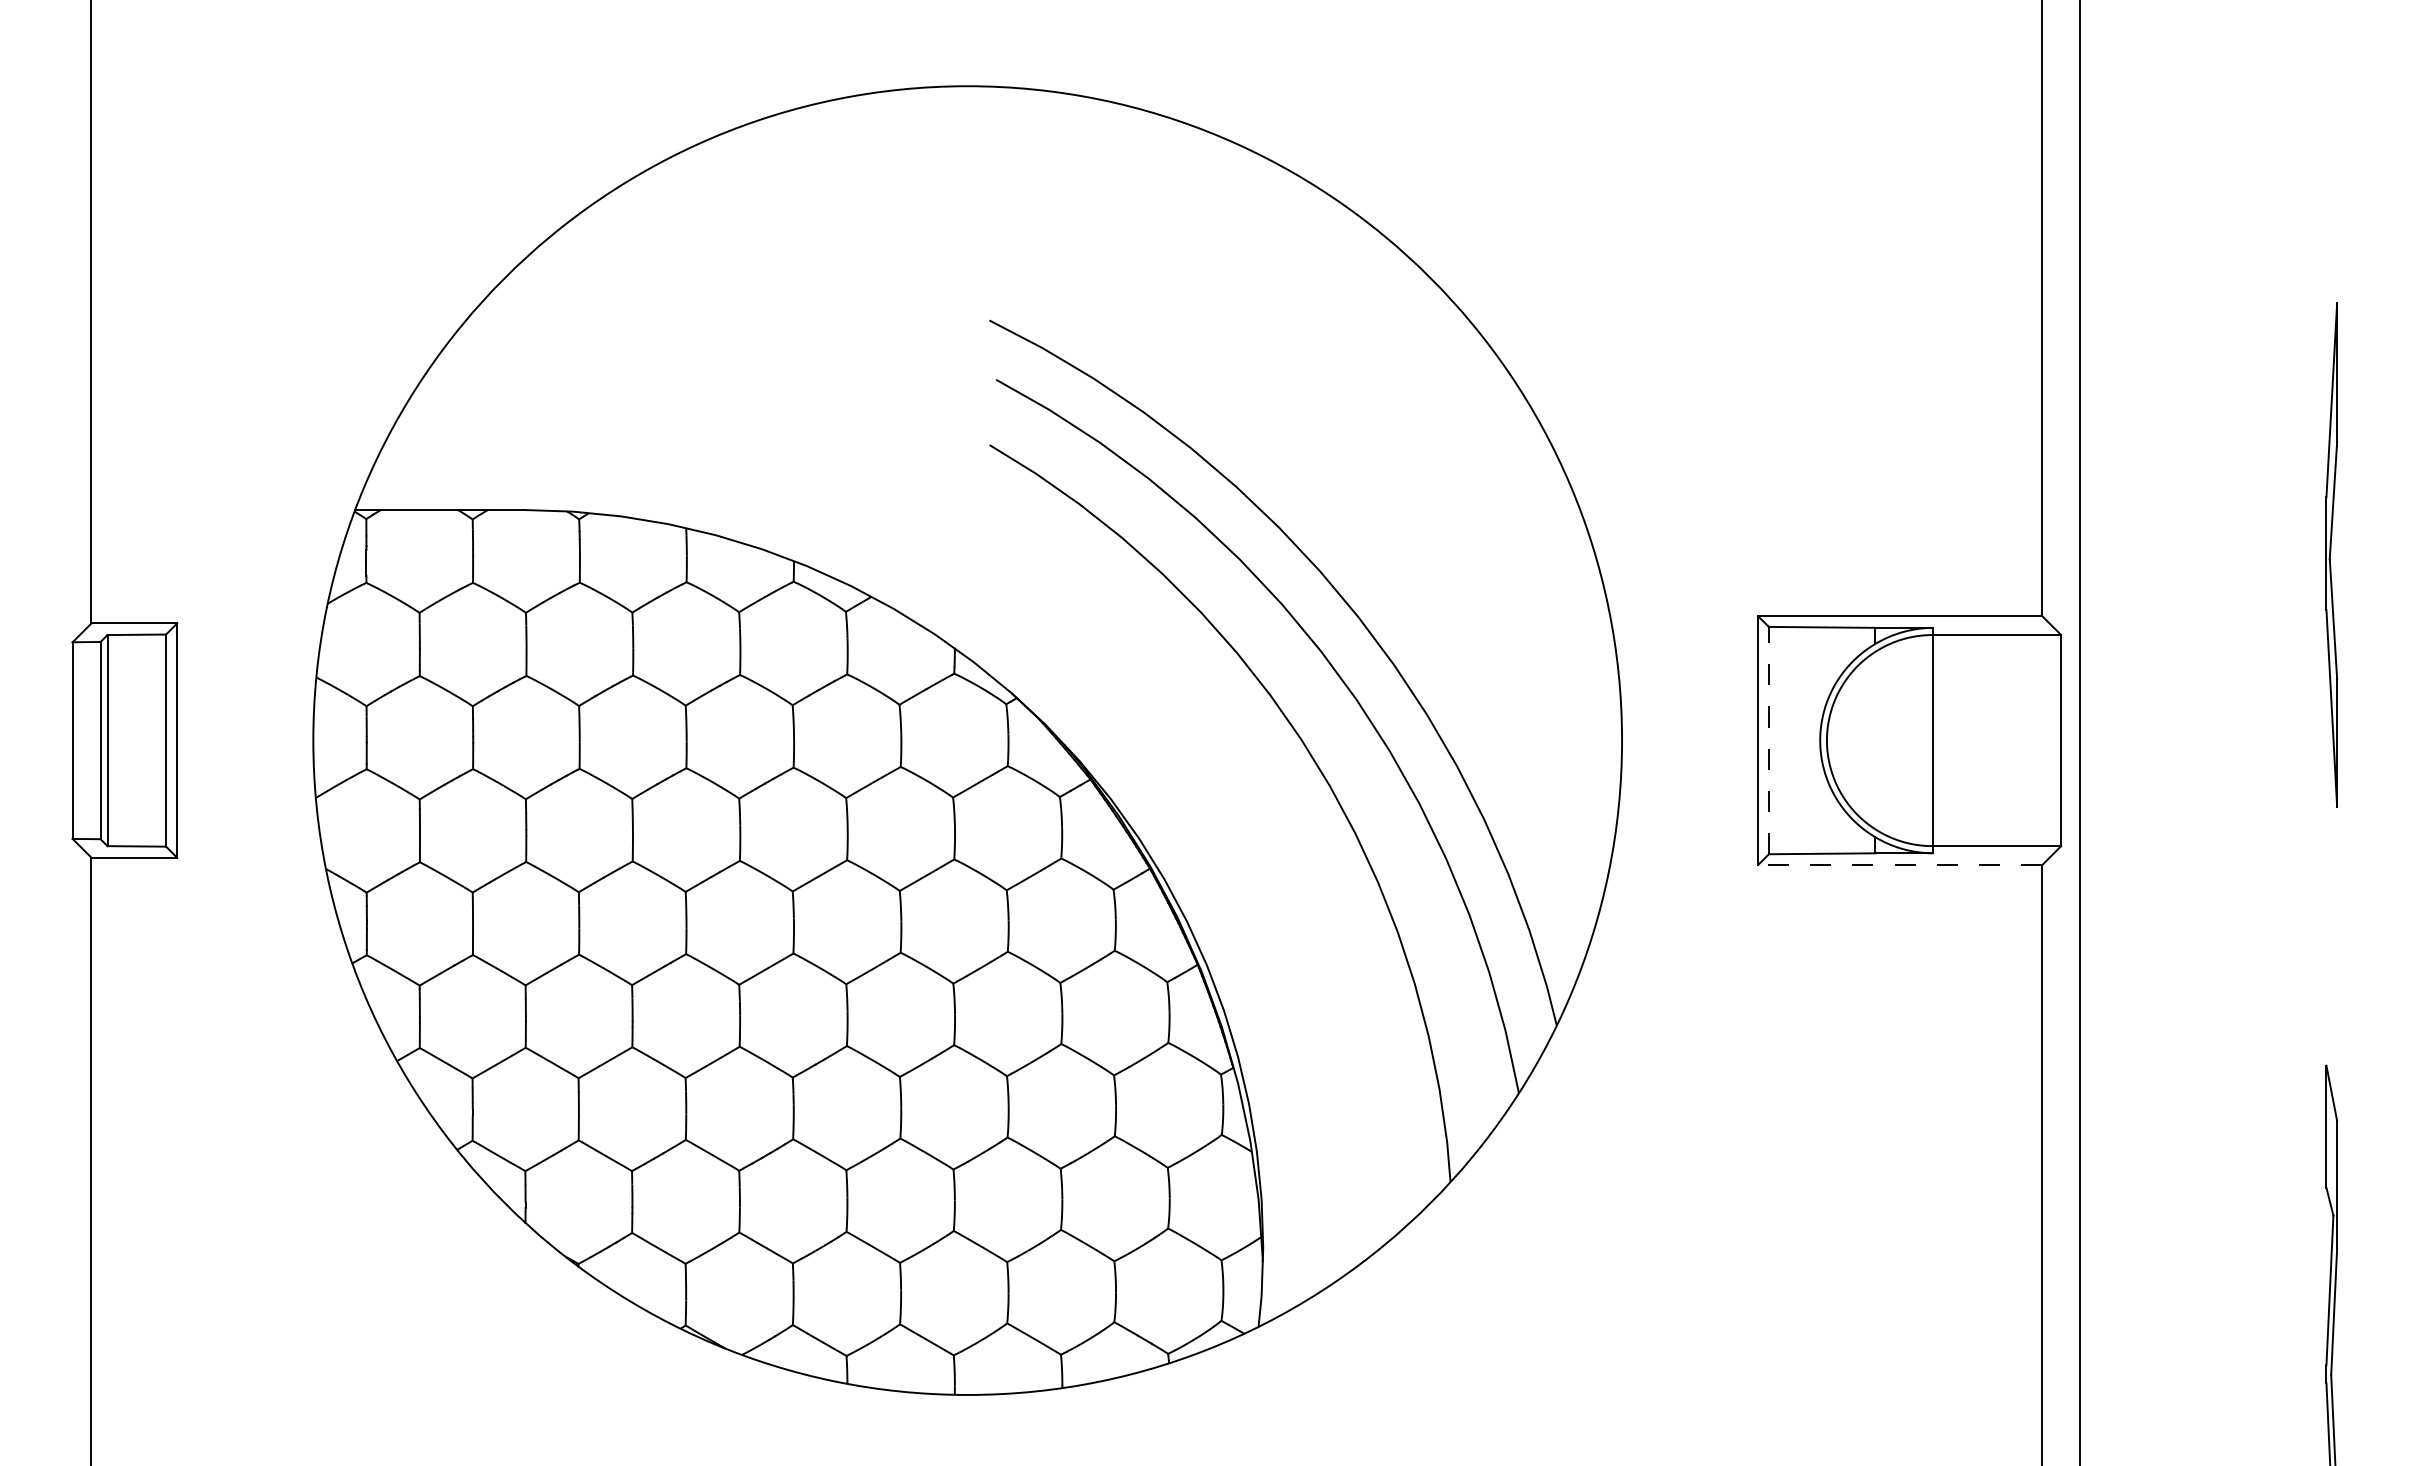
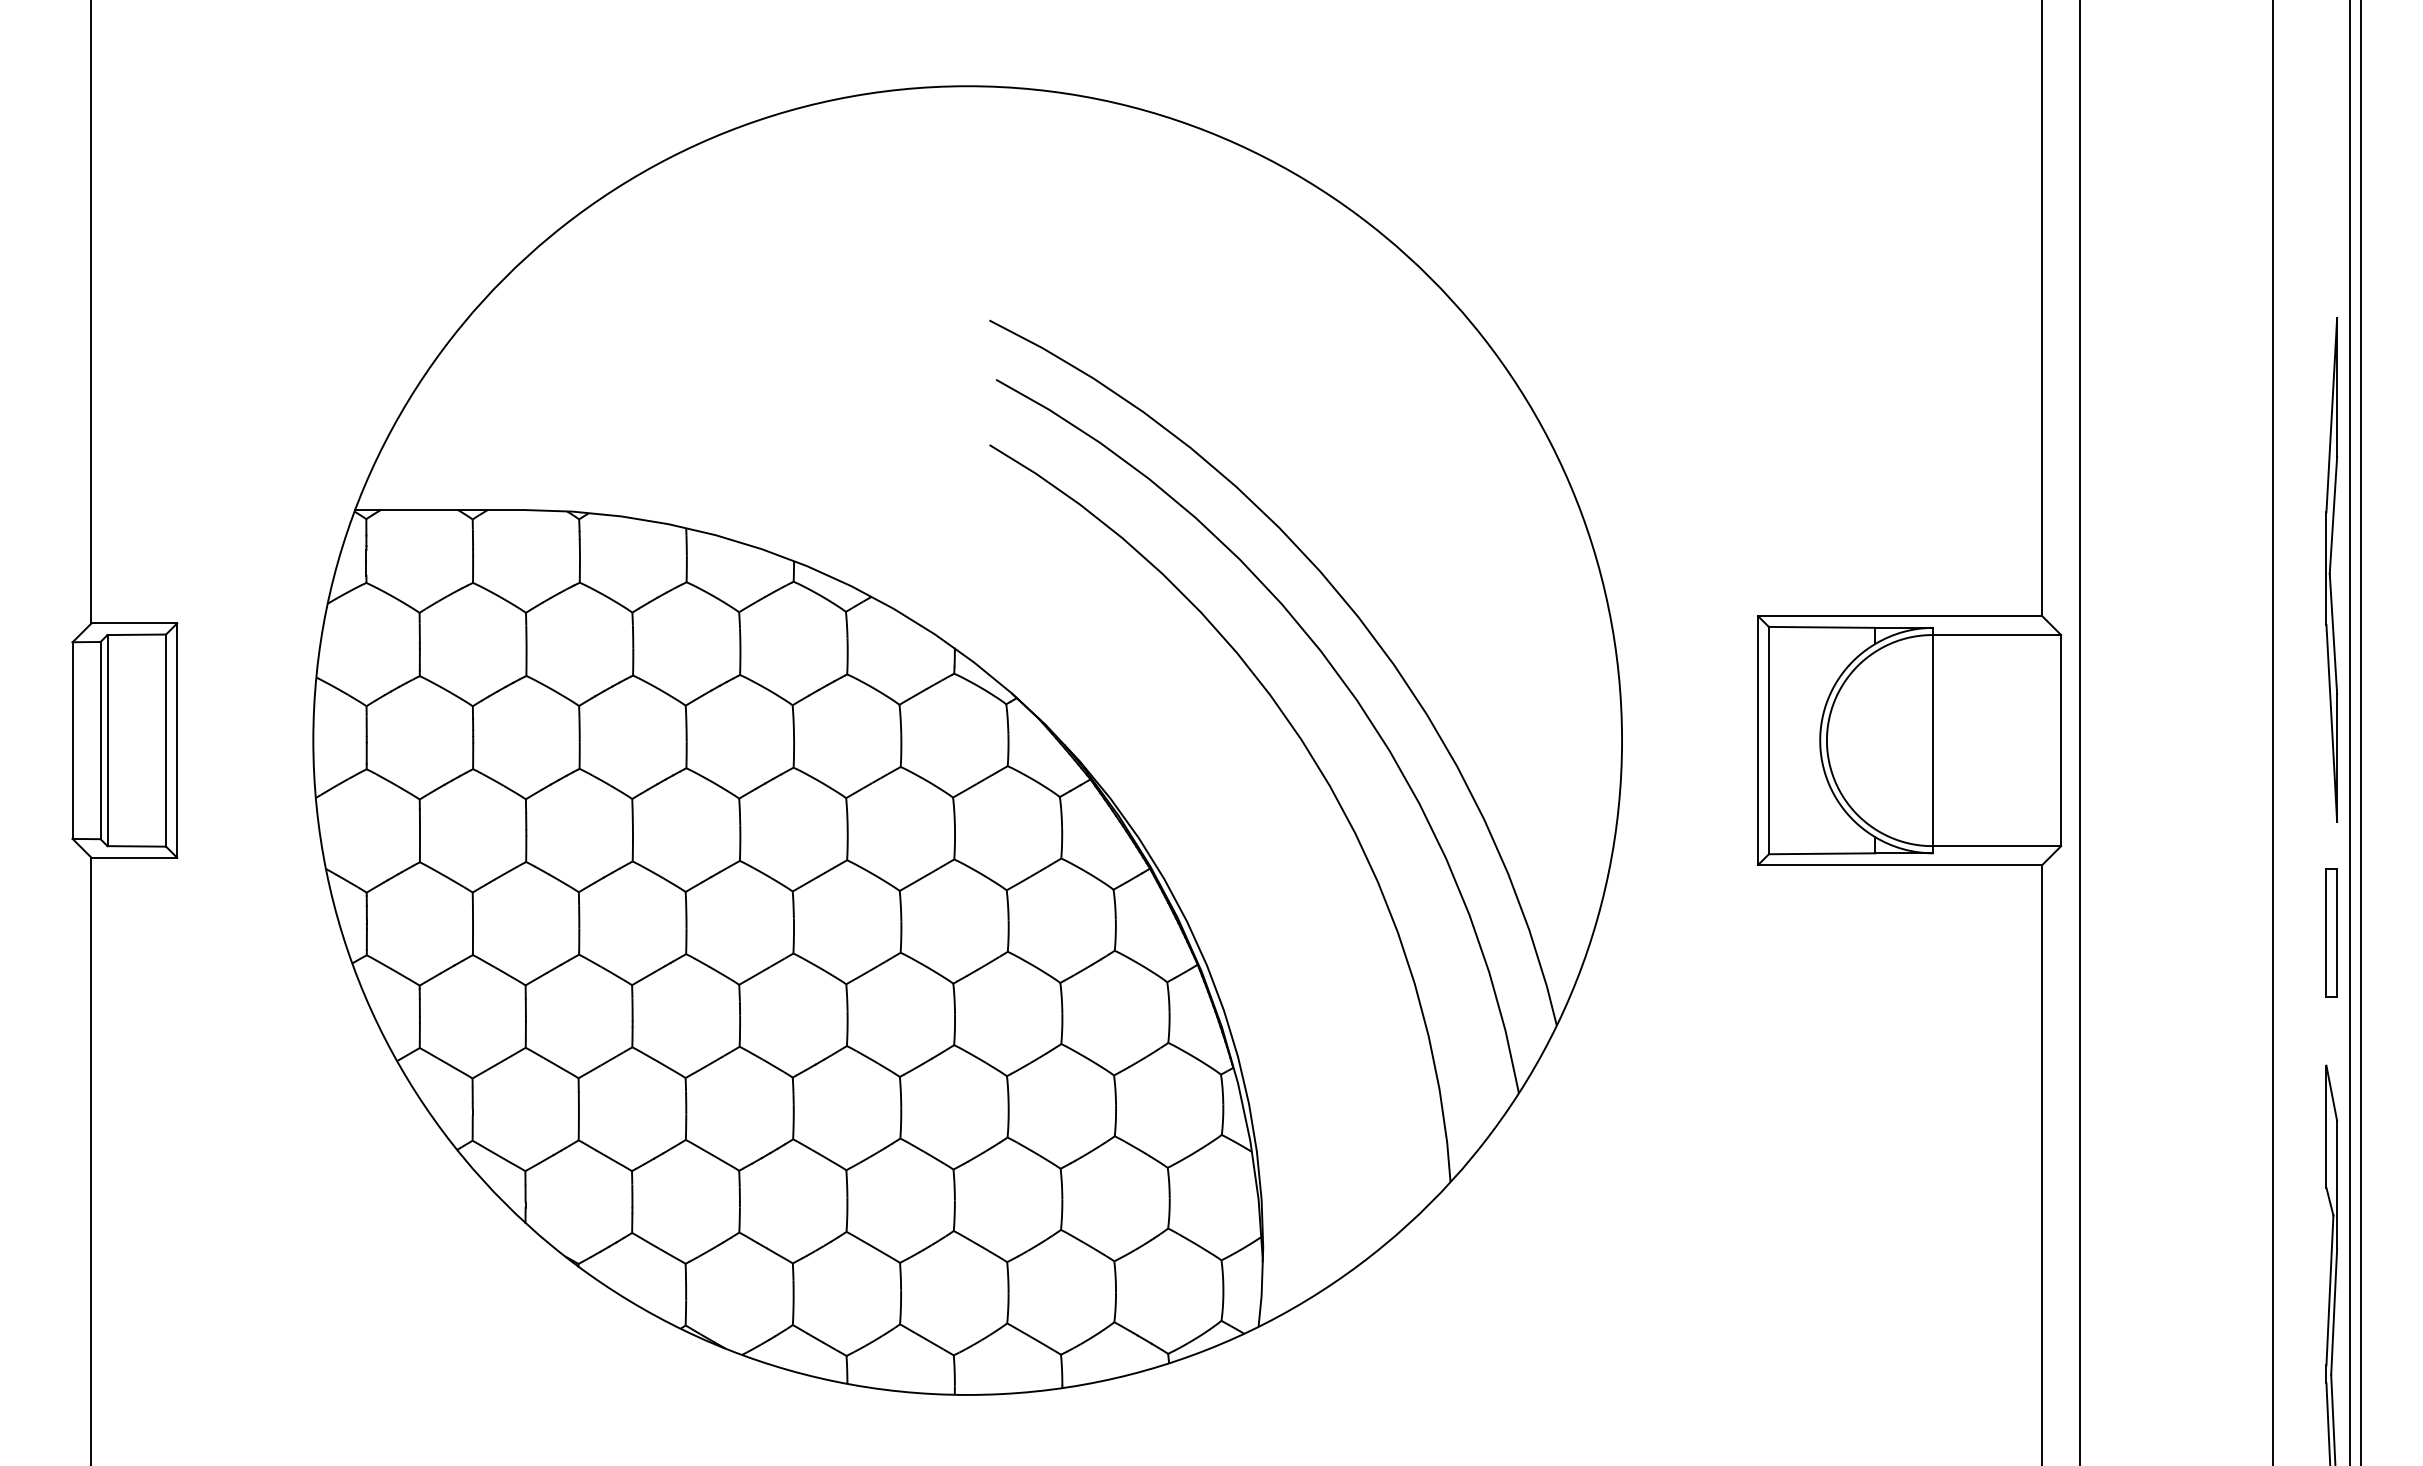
part position: (2331, 554) -> (2331, 569) (2331, 569)
line: none -> present (2272, 732)
line: none -> present (2350, 732)
line: none -> present (2361, 732)
line: dashed -> solid (1768, 740)
line: dashed -> solid (1899, 864)
part: none -> present (2331, 932)
